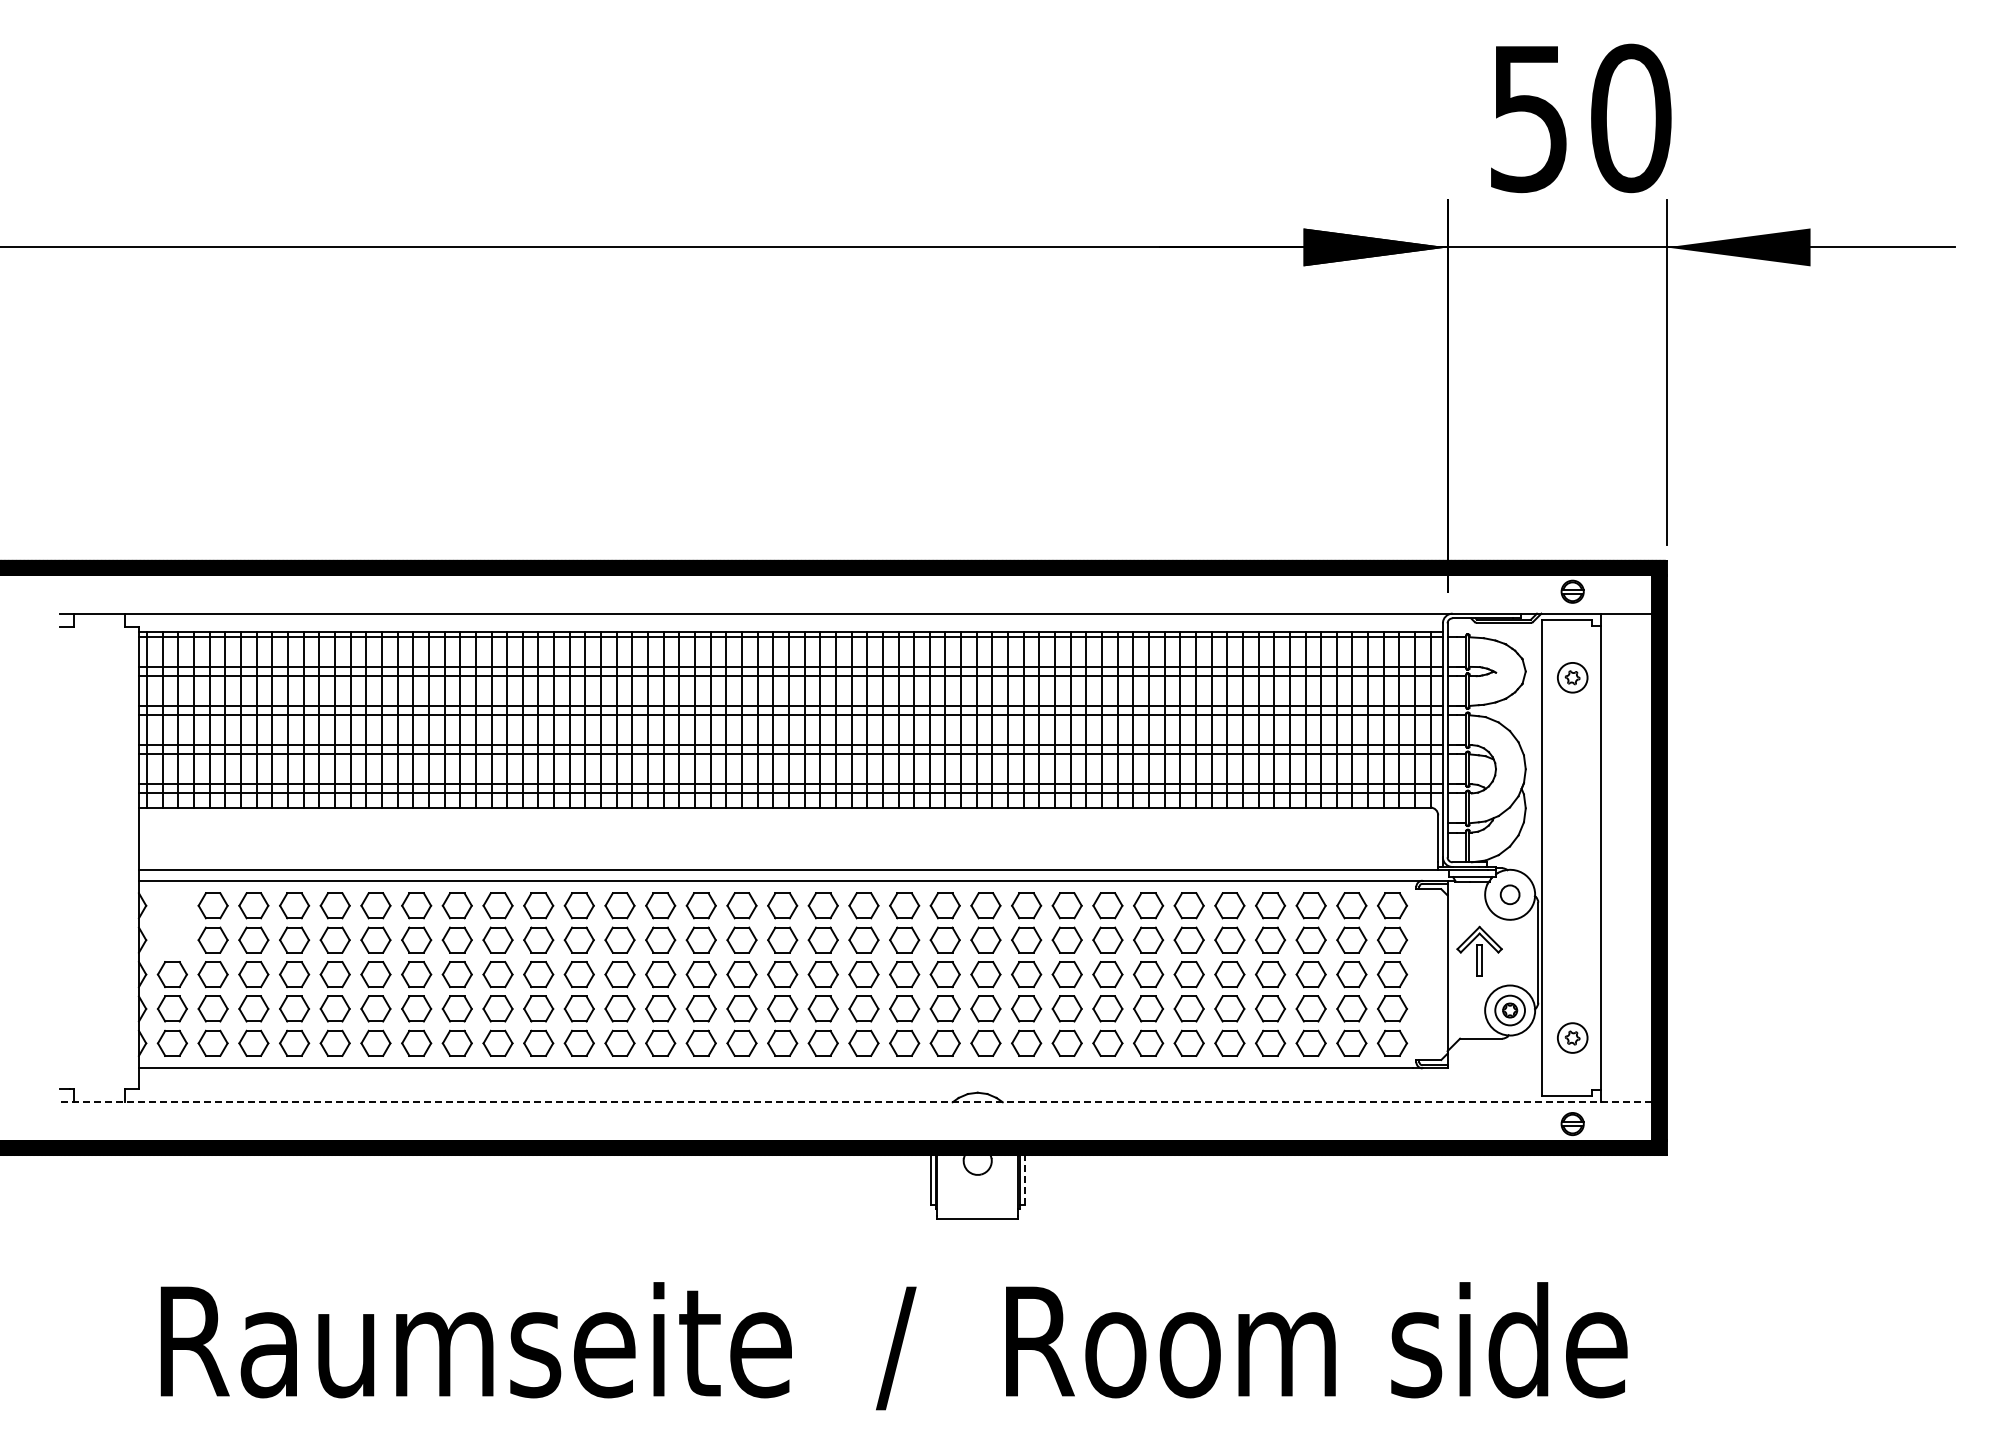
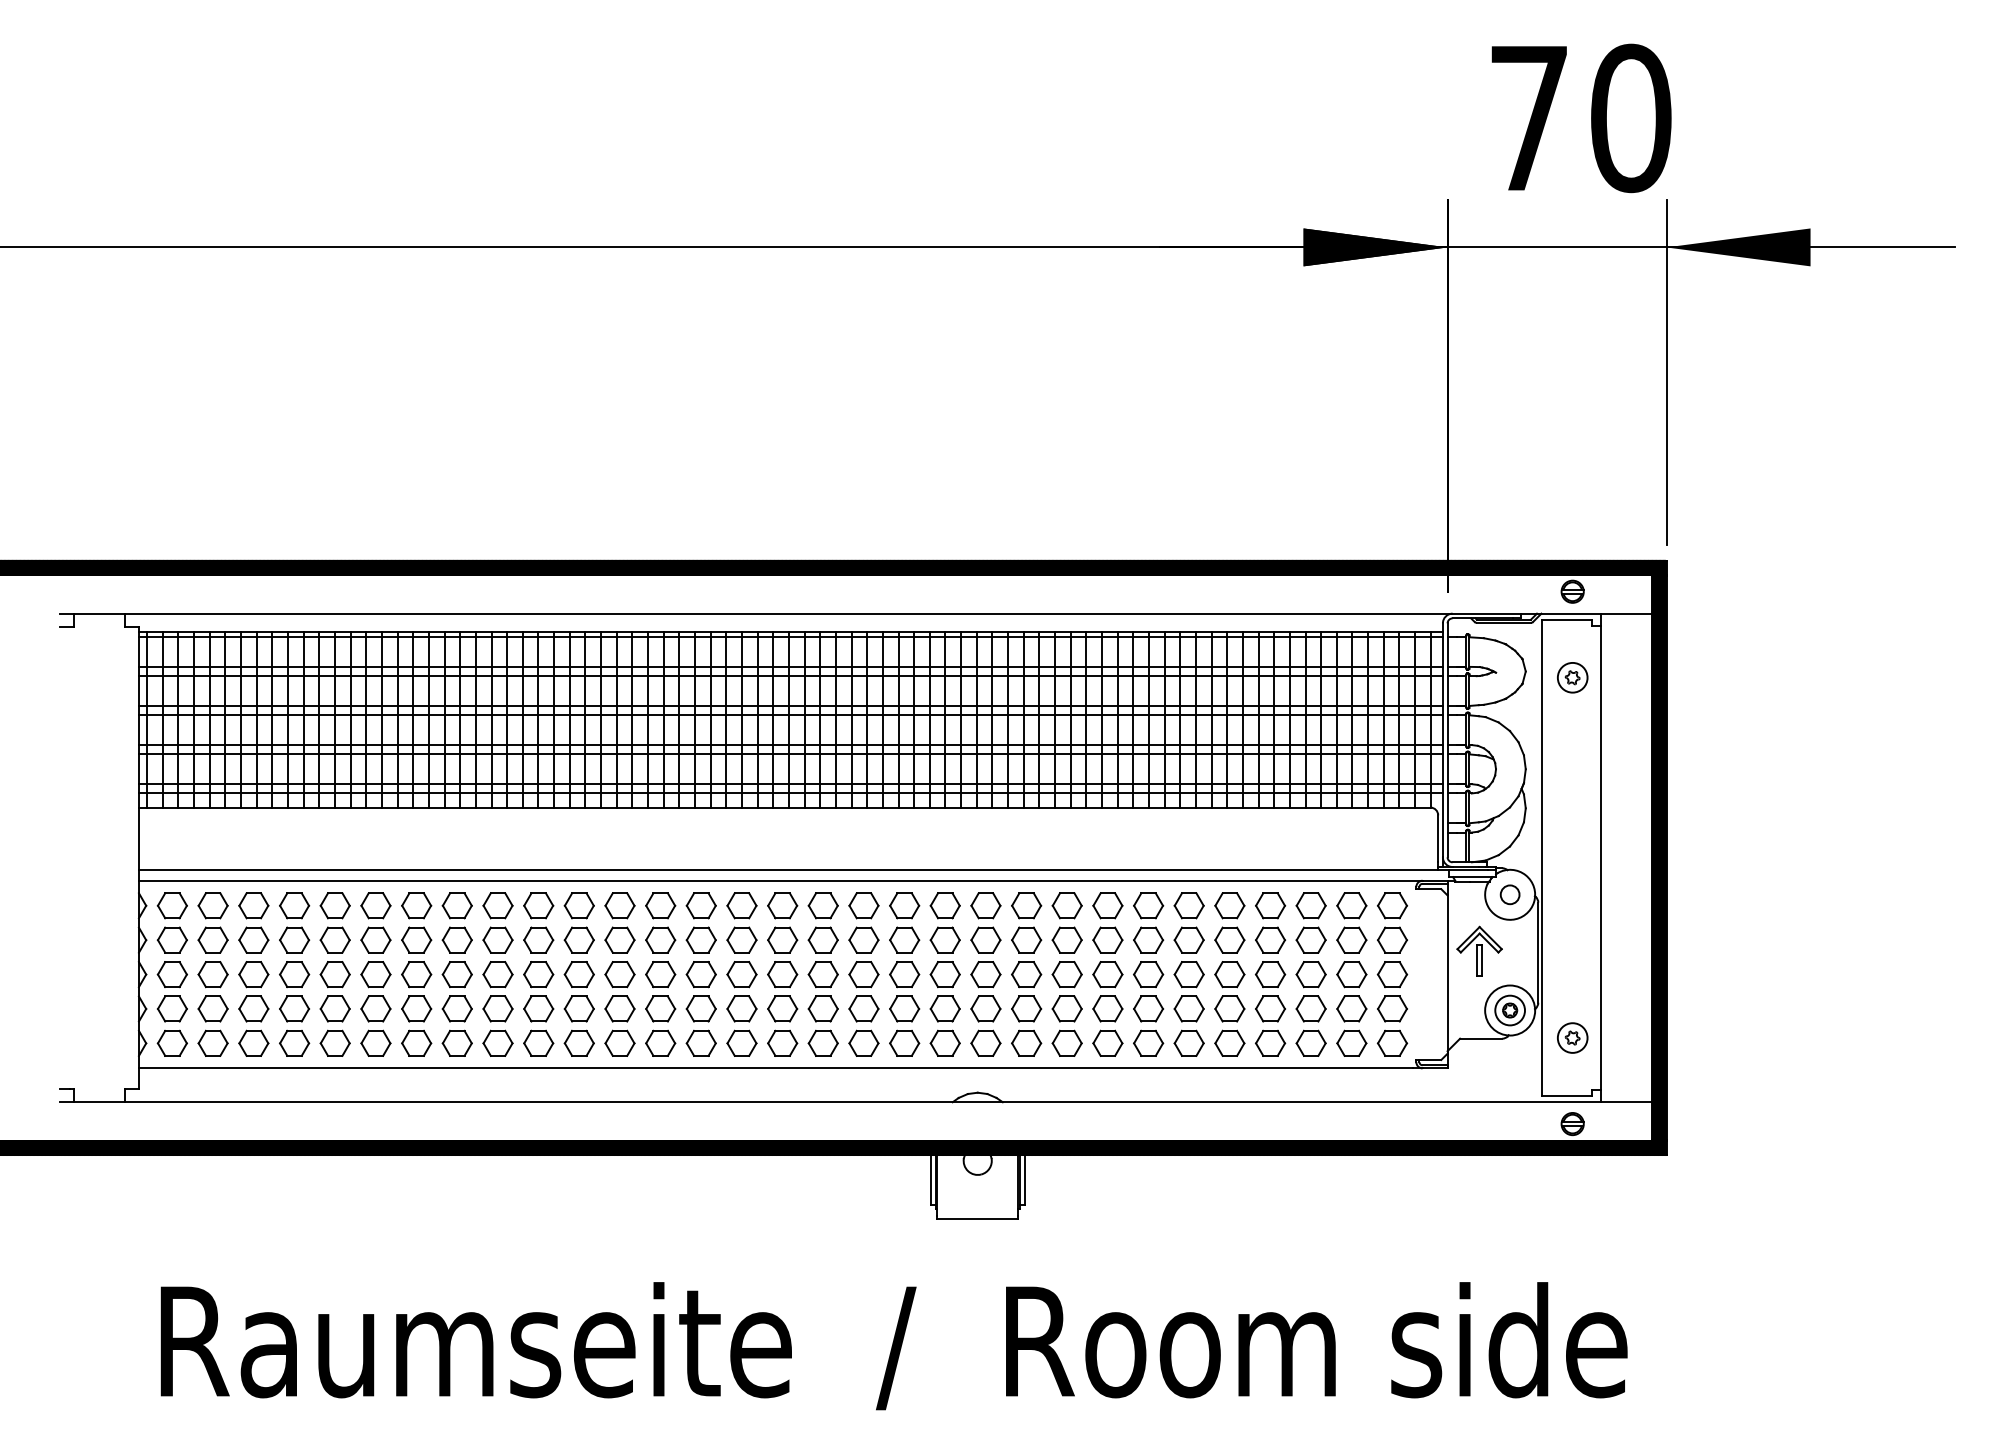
text: 50 -> 70 (1528, 119)
part: none -> present (171, 922)
line: dashed -> solid (856, 1102)
line: dashed -> solid (1024, 1180)
